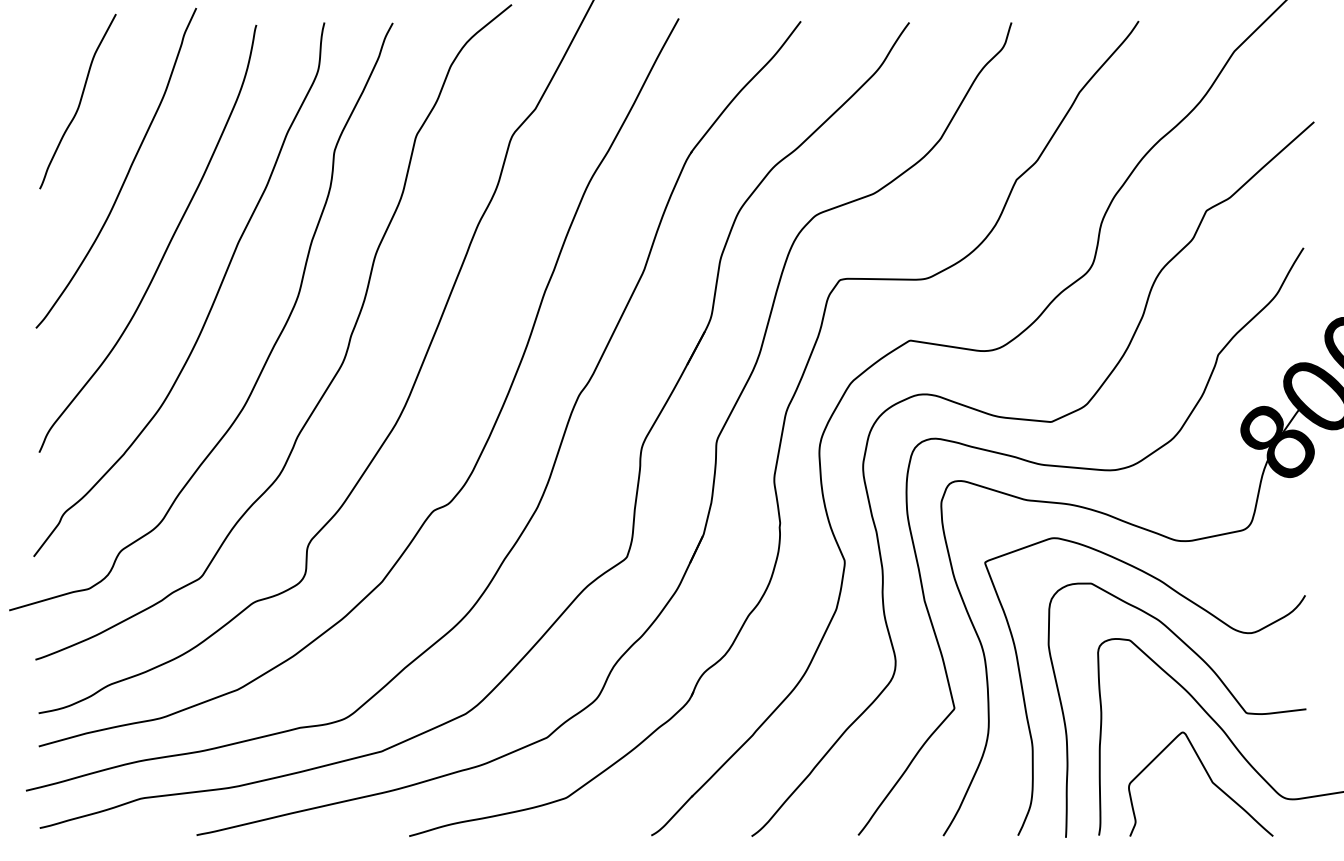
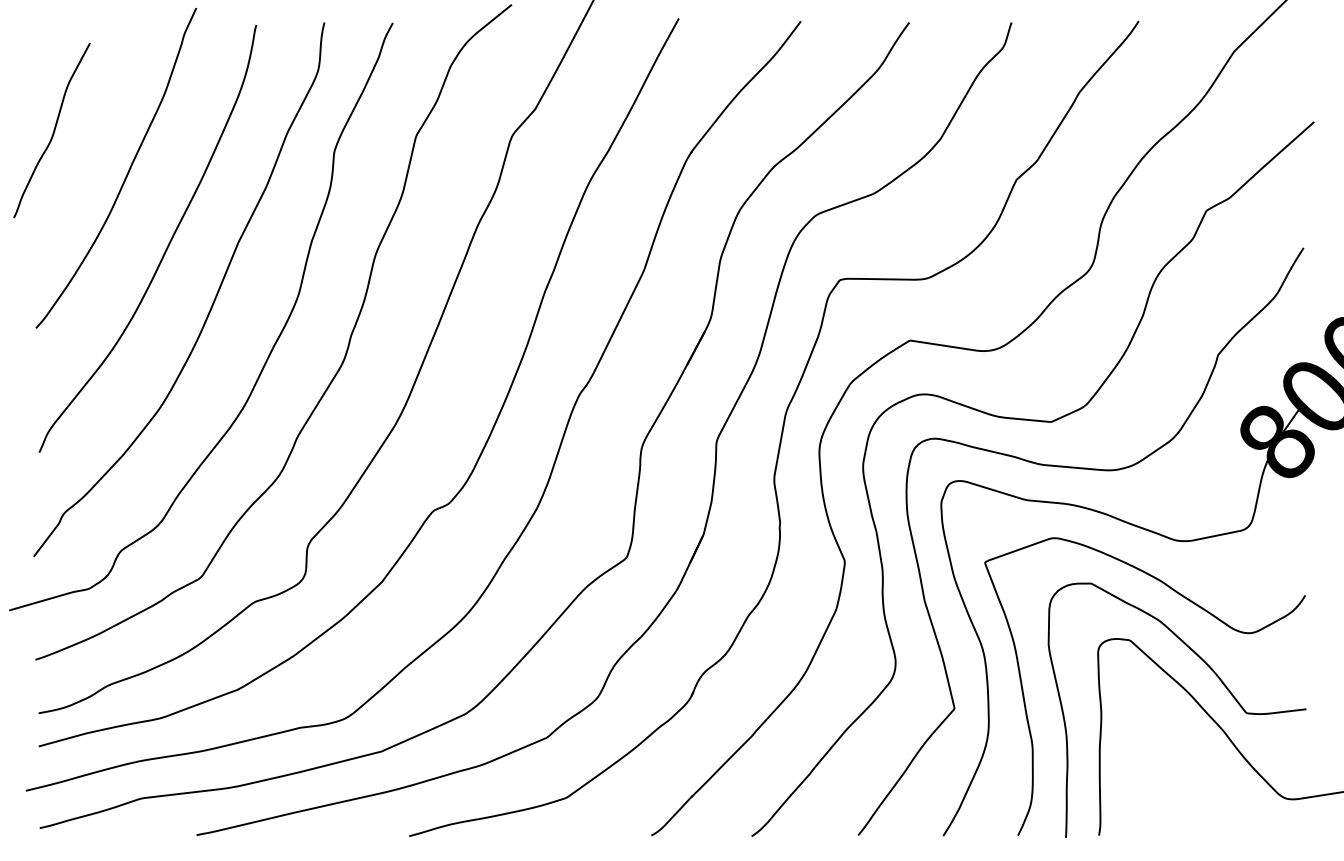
curve position: (79, 101) -> (53, 130) (53, 130)
curve: present -> none (1209, 779)
